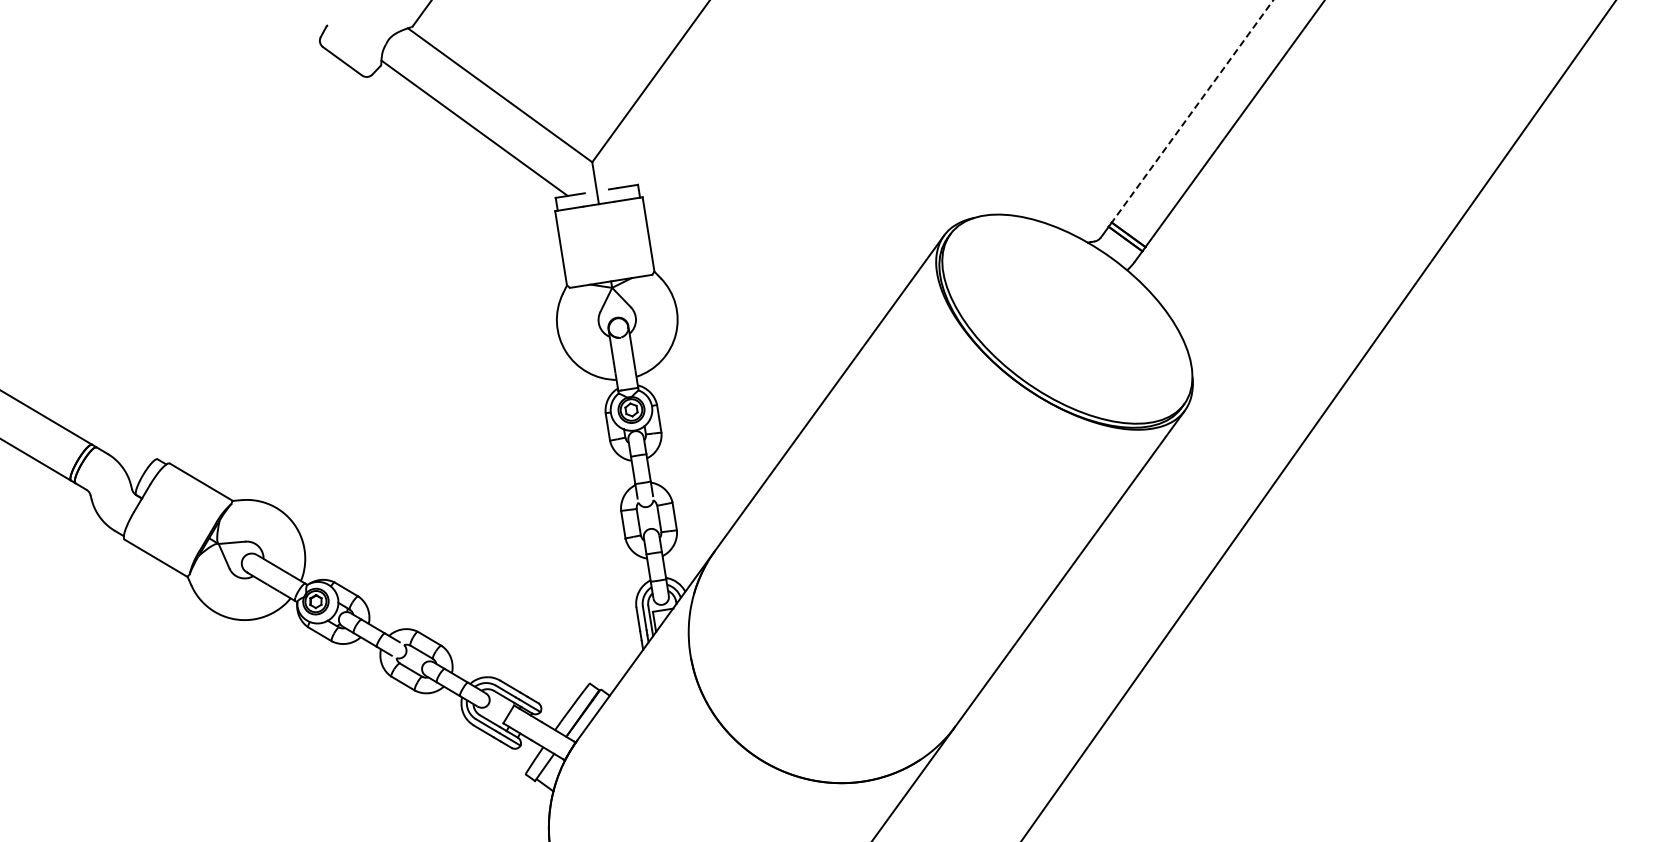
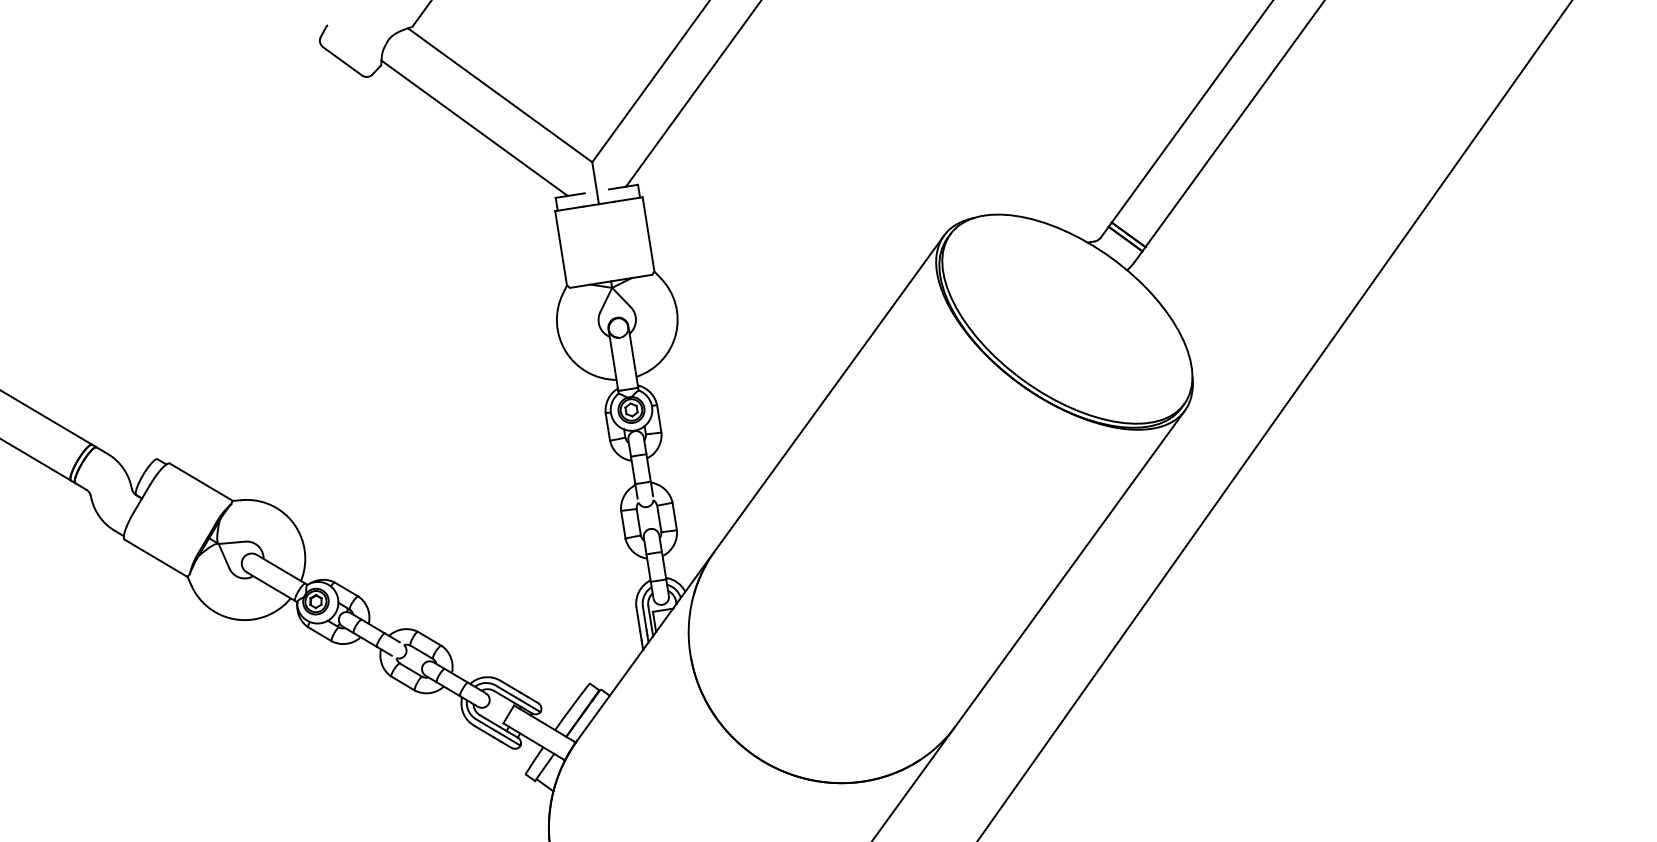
line: none -> present (692, 94)
line: dashed -> solid (1192, 111)
line position: (1318, 420) -> (1274, 420) (1274, 420)
